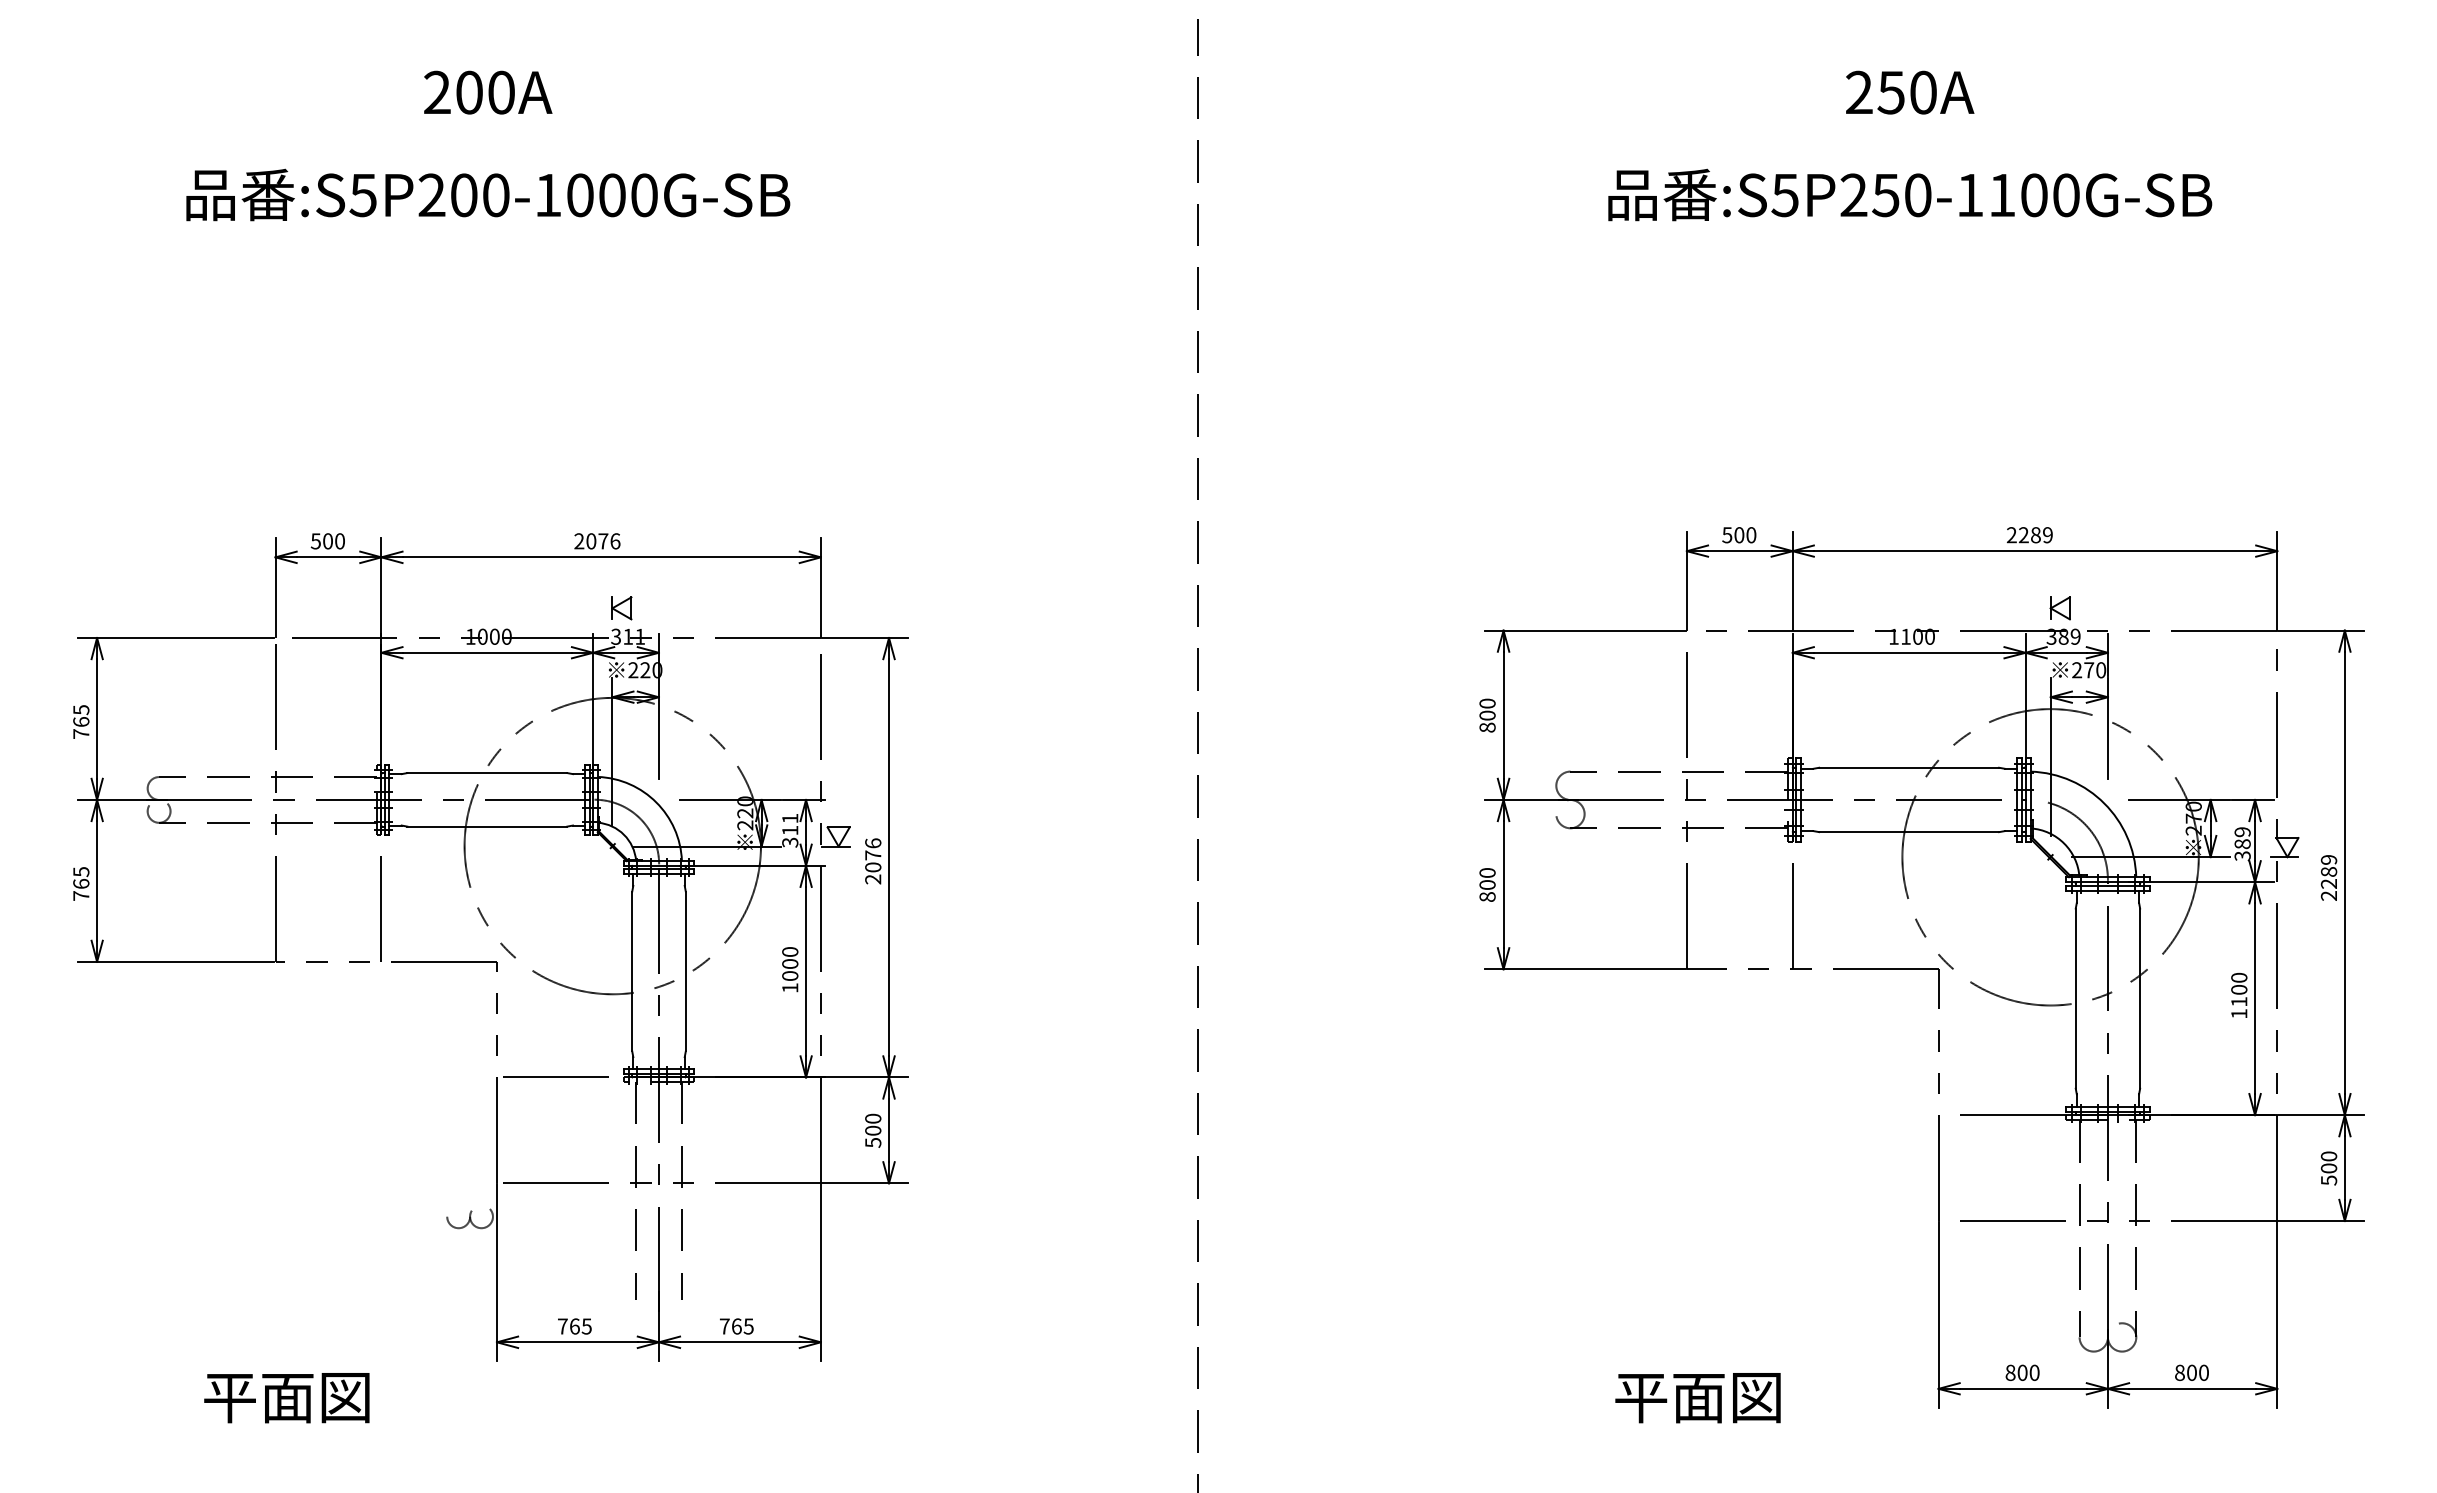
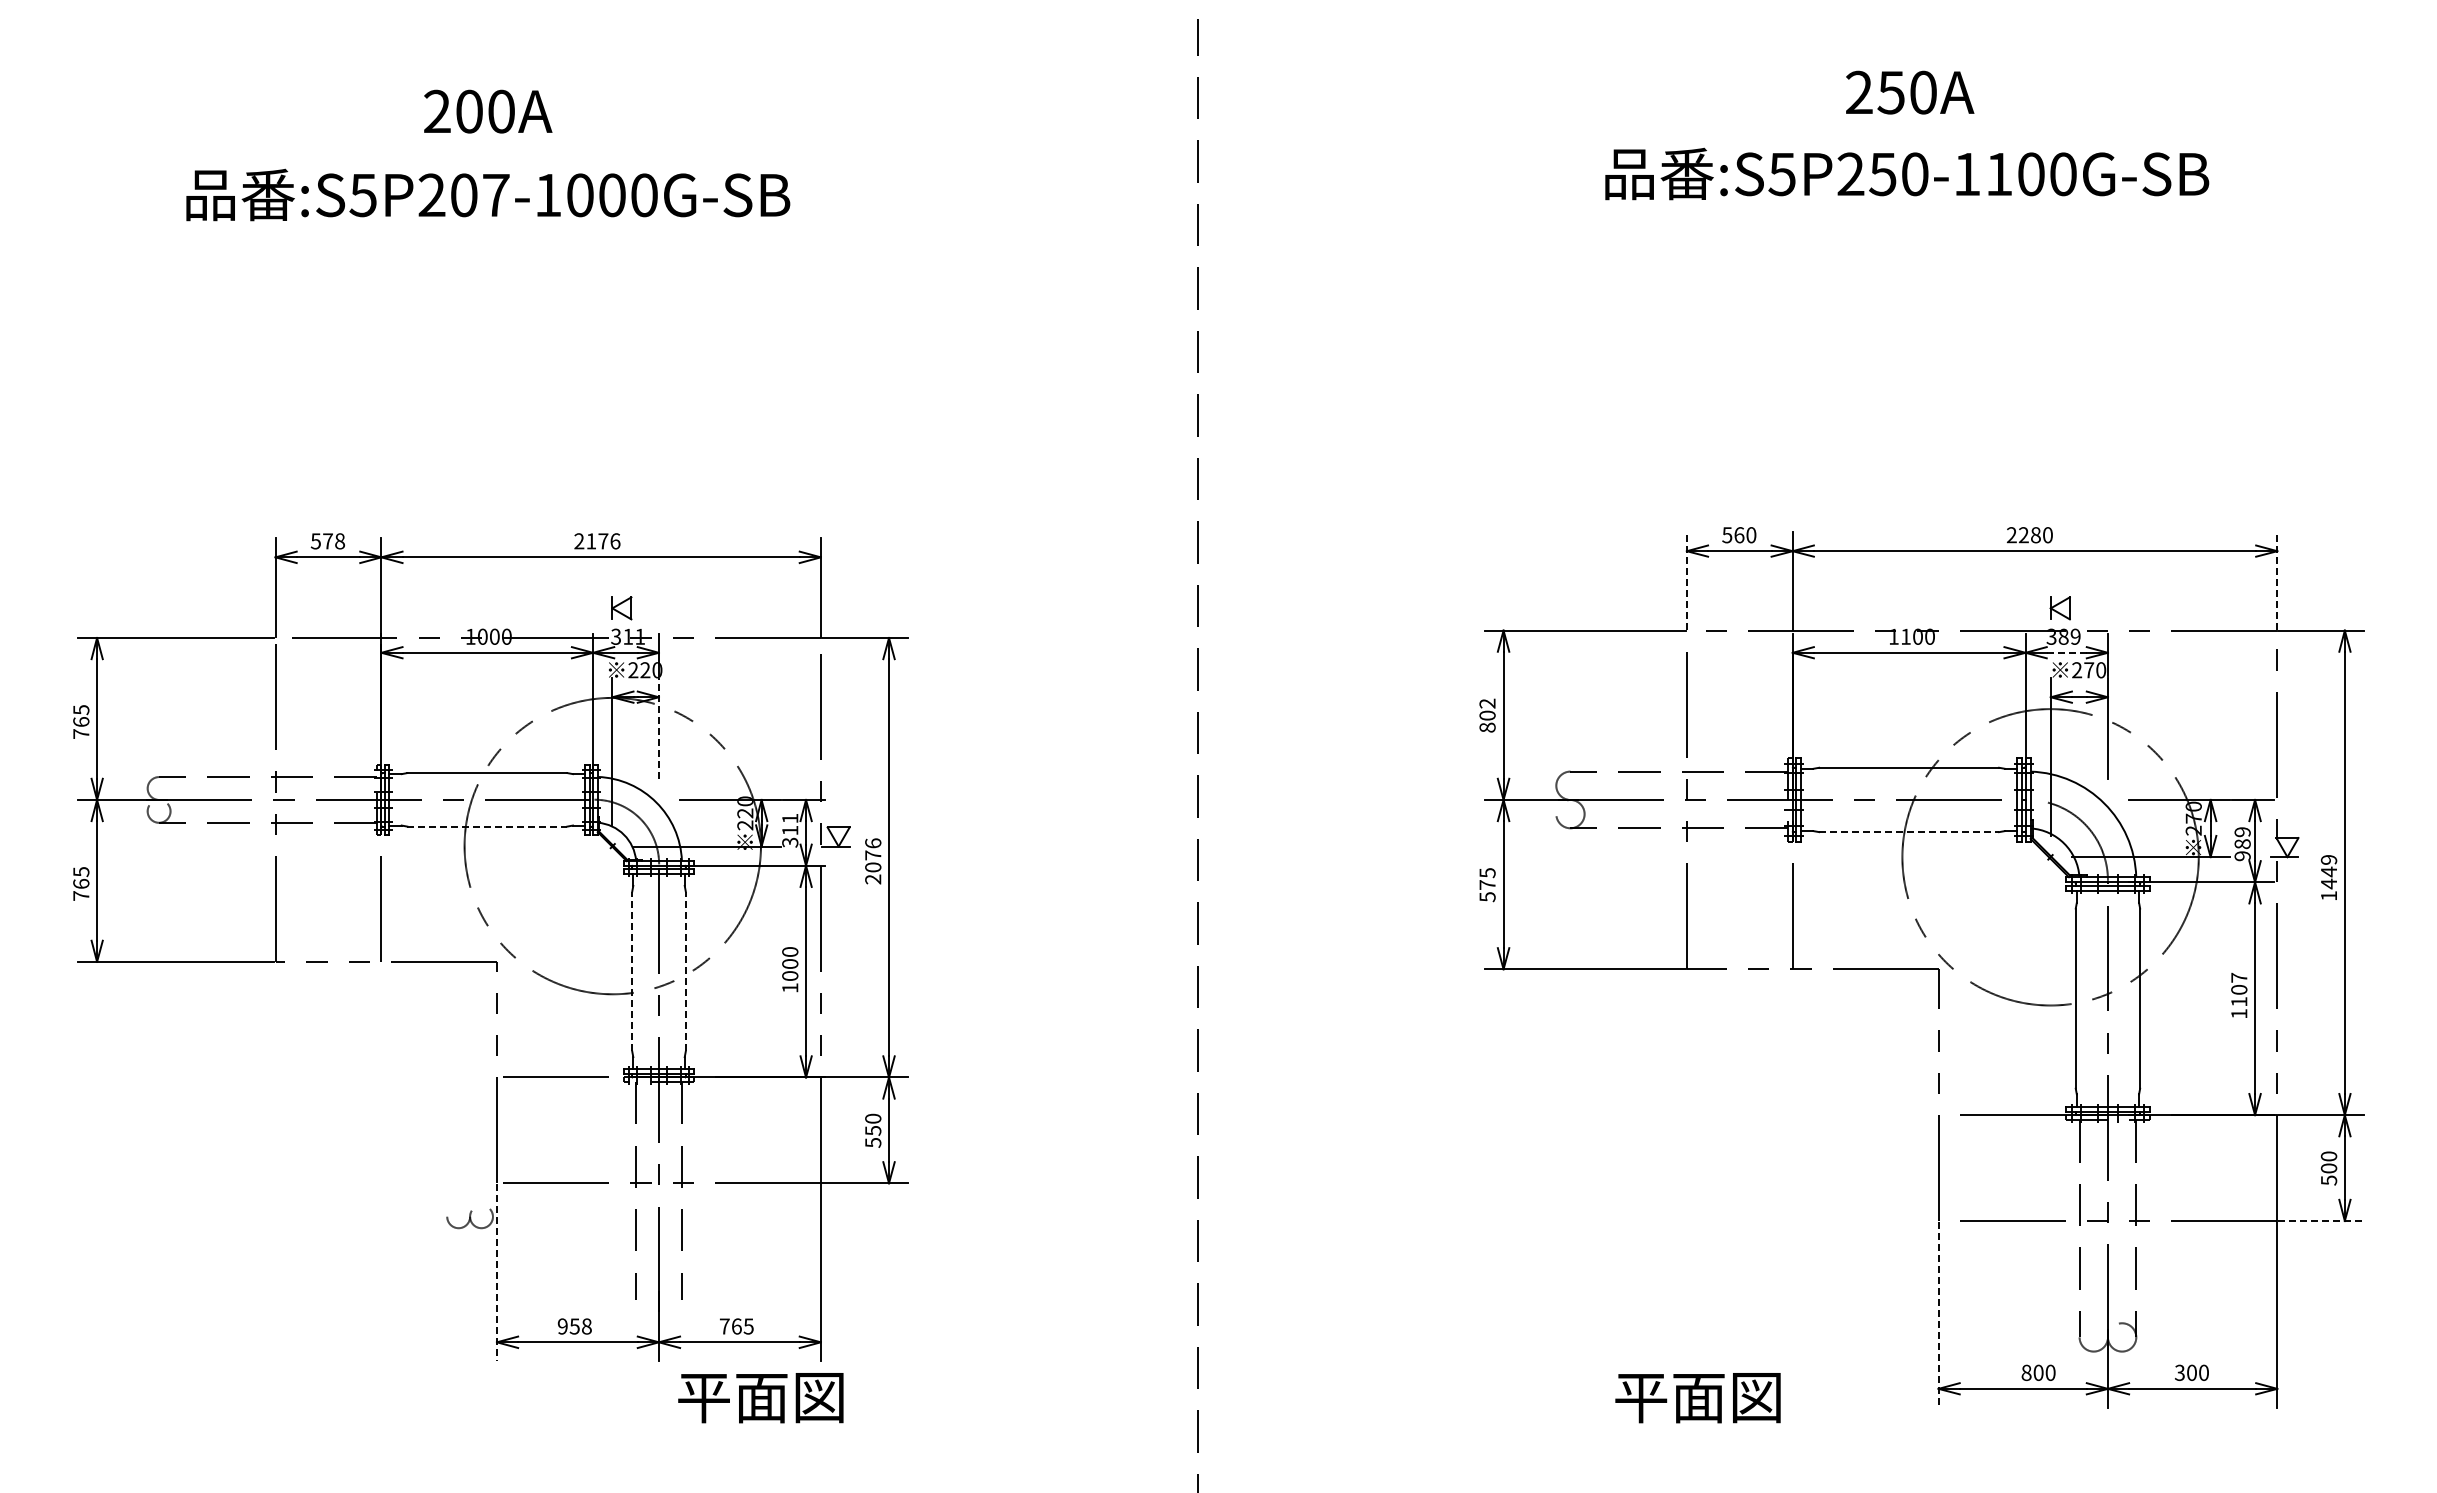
text position: (488, 92) -> (488, 111) (488, 111)
text position: (1910, 194) -> (1907, 173) (1907, 173)
text: :S5P200-1000G-SB -> :S5P207-1000G-SB (496, 195)
text: 500 -> 560 (1739, 535)
text: 2289 -> 2280 (2047, 535)
text: 500 -> 578 (334, 541)
text: 2076 -> 2176 (591, 541)
line: solid -> dashed (1686, 580)
line: solid -> dashed (2277, 580)
line: solid -> dashed (2066, 652)
text: 800 -> 802 (1487, 703)
line: solid -> dashed (658, 728)
line: solid -> dashed (487, 826)
line: solid -> dashed (1909, 832)
text: 389 -> 989 (2242, 856)
text: 2289 -> 1449 (2328, 883)
text: 800 -> 575 (1487, 885)
line: solid -> dashed (632, 971)
line: solid -> dashed (685, 971)
text: 1100 -> 1107 (2239, 977)
text: 500 -> 550 (873, 1130)
line: solid -> dashed (2321, 1221)
line: solid -> dashed (496, 1273)
line: solid -> dashed (1938, 1315)
text: 765 -> 958 (574, 1326)
text position: (2022, 1372) -> (2038, 1372) (2038, 1372)
text: 800 -> 300 (2179, 1372)
text position: (286, 1398) -> (760, 1398) (760, 1398)
